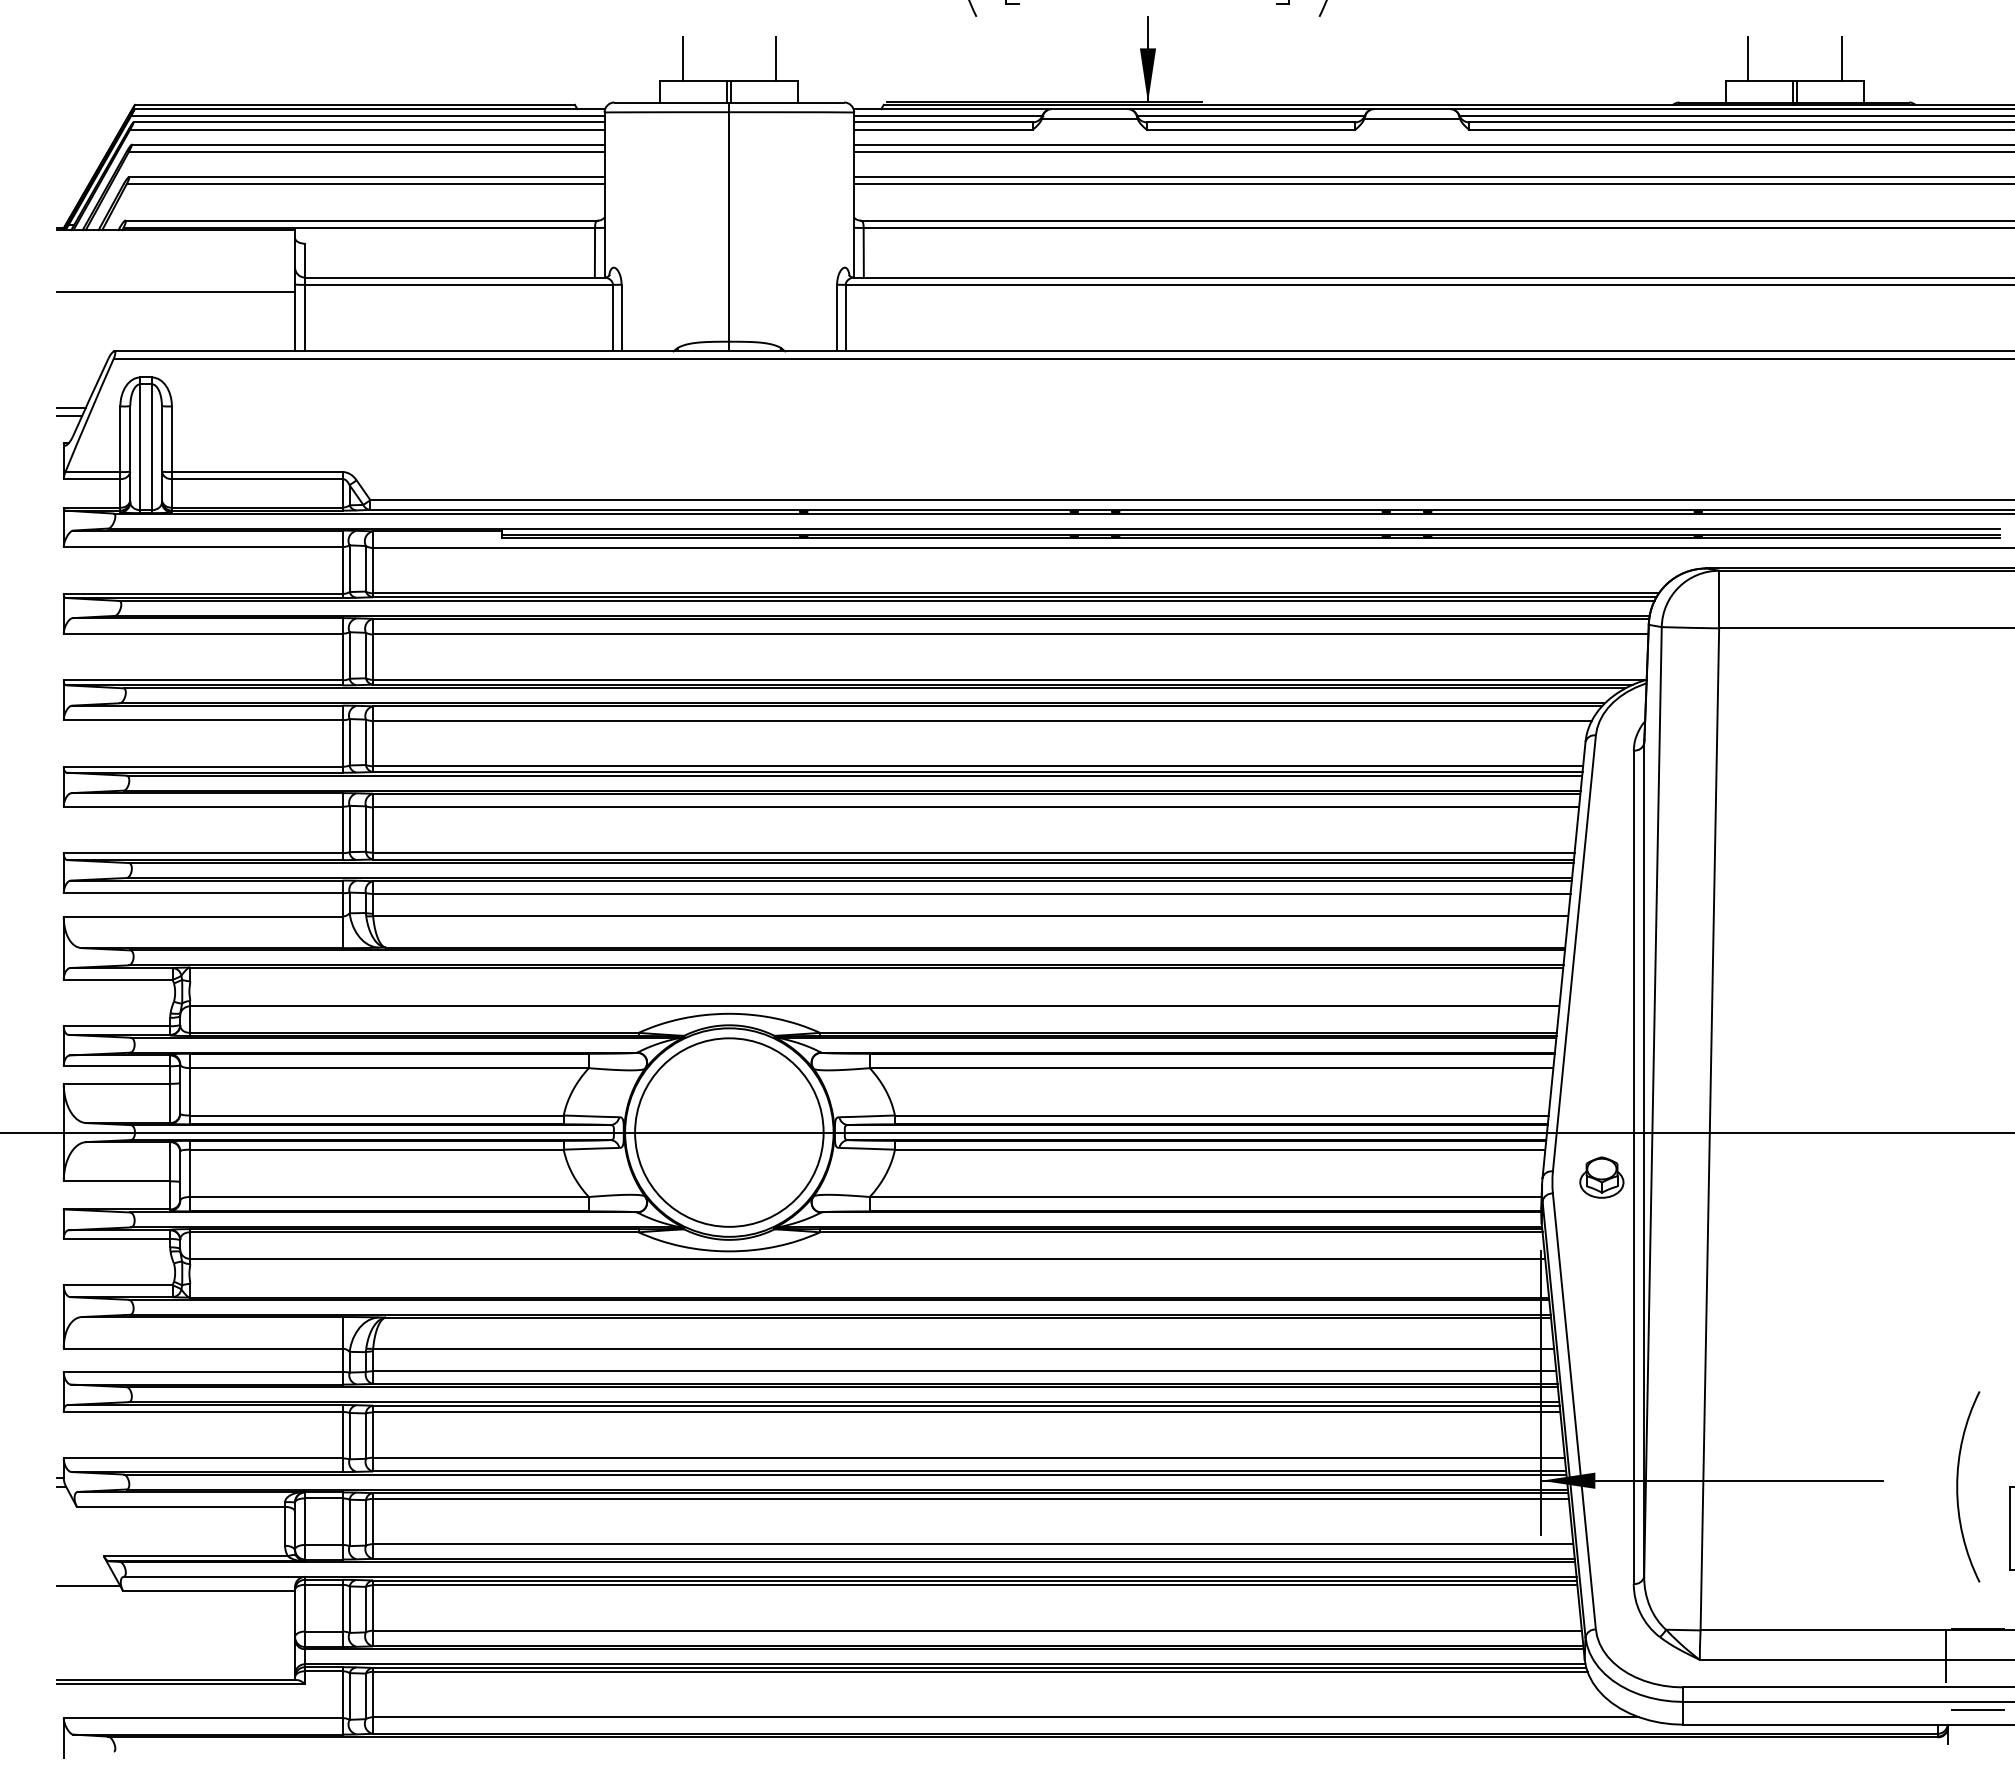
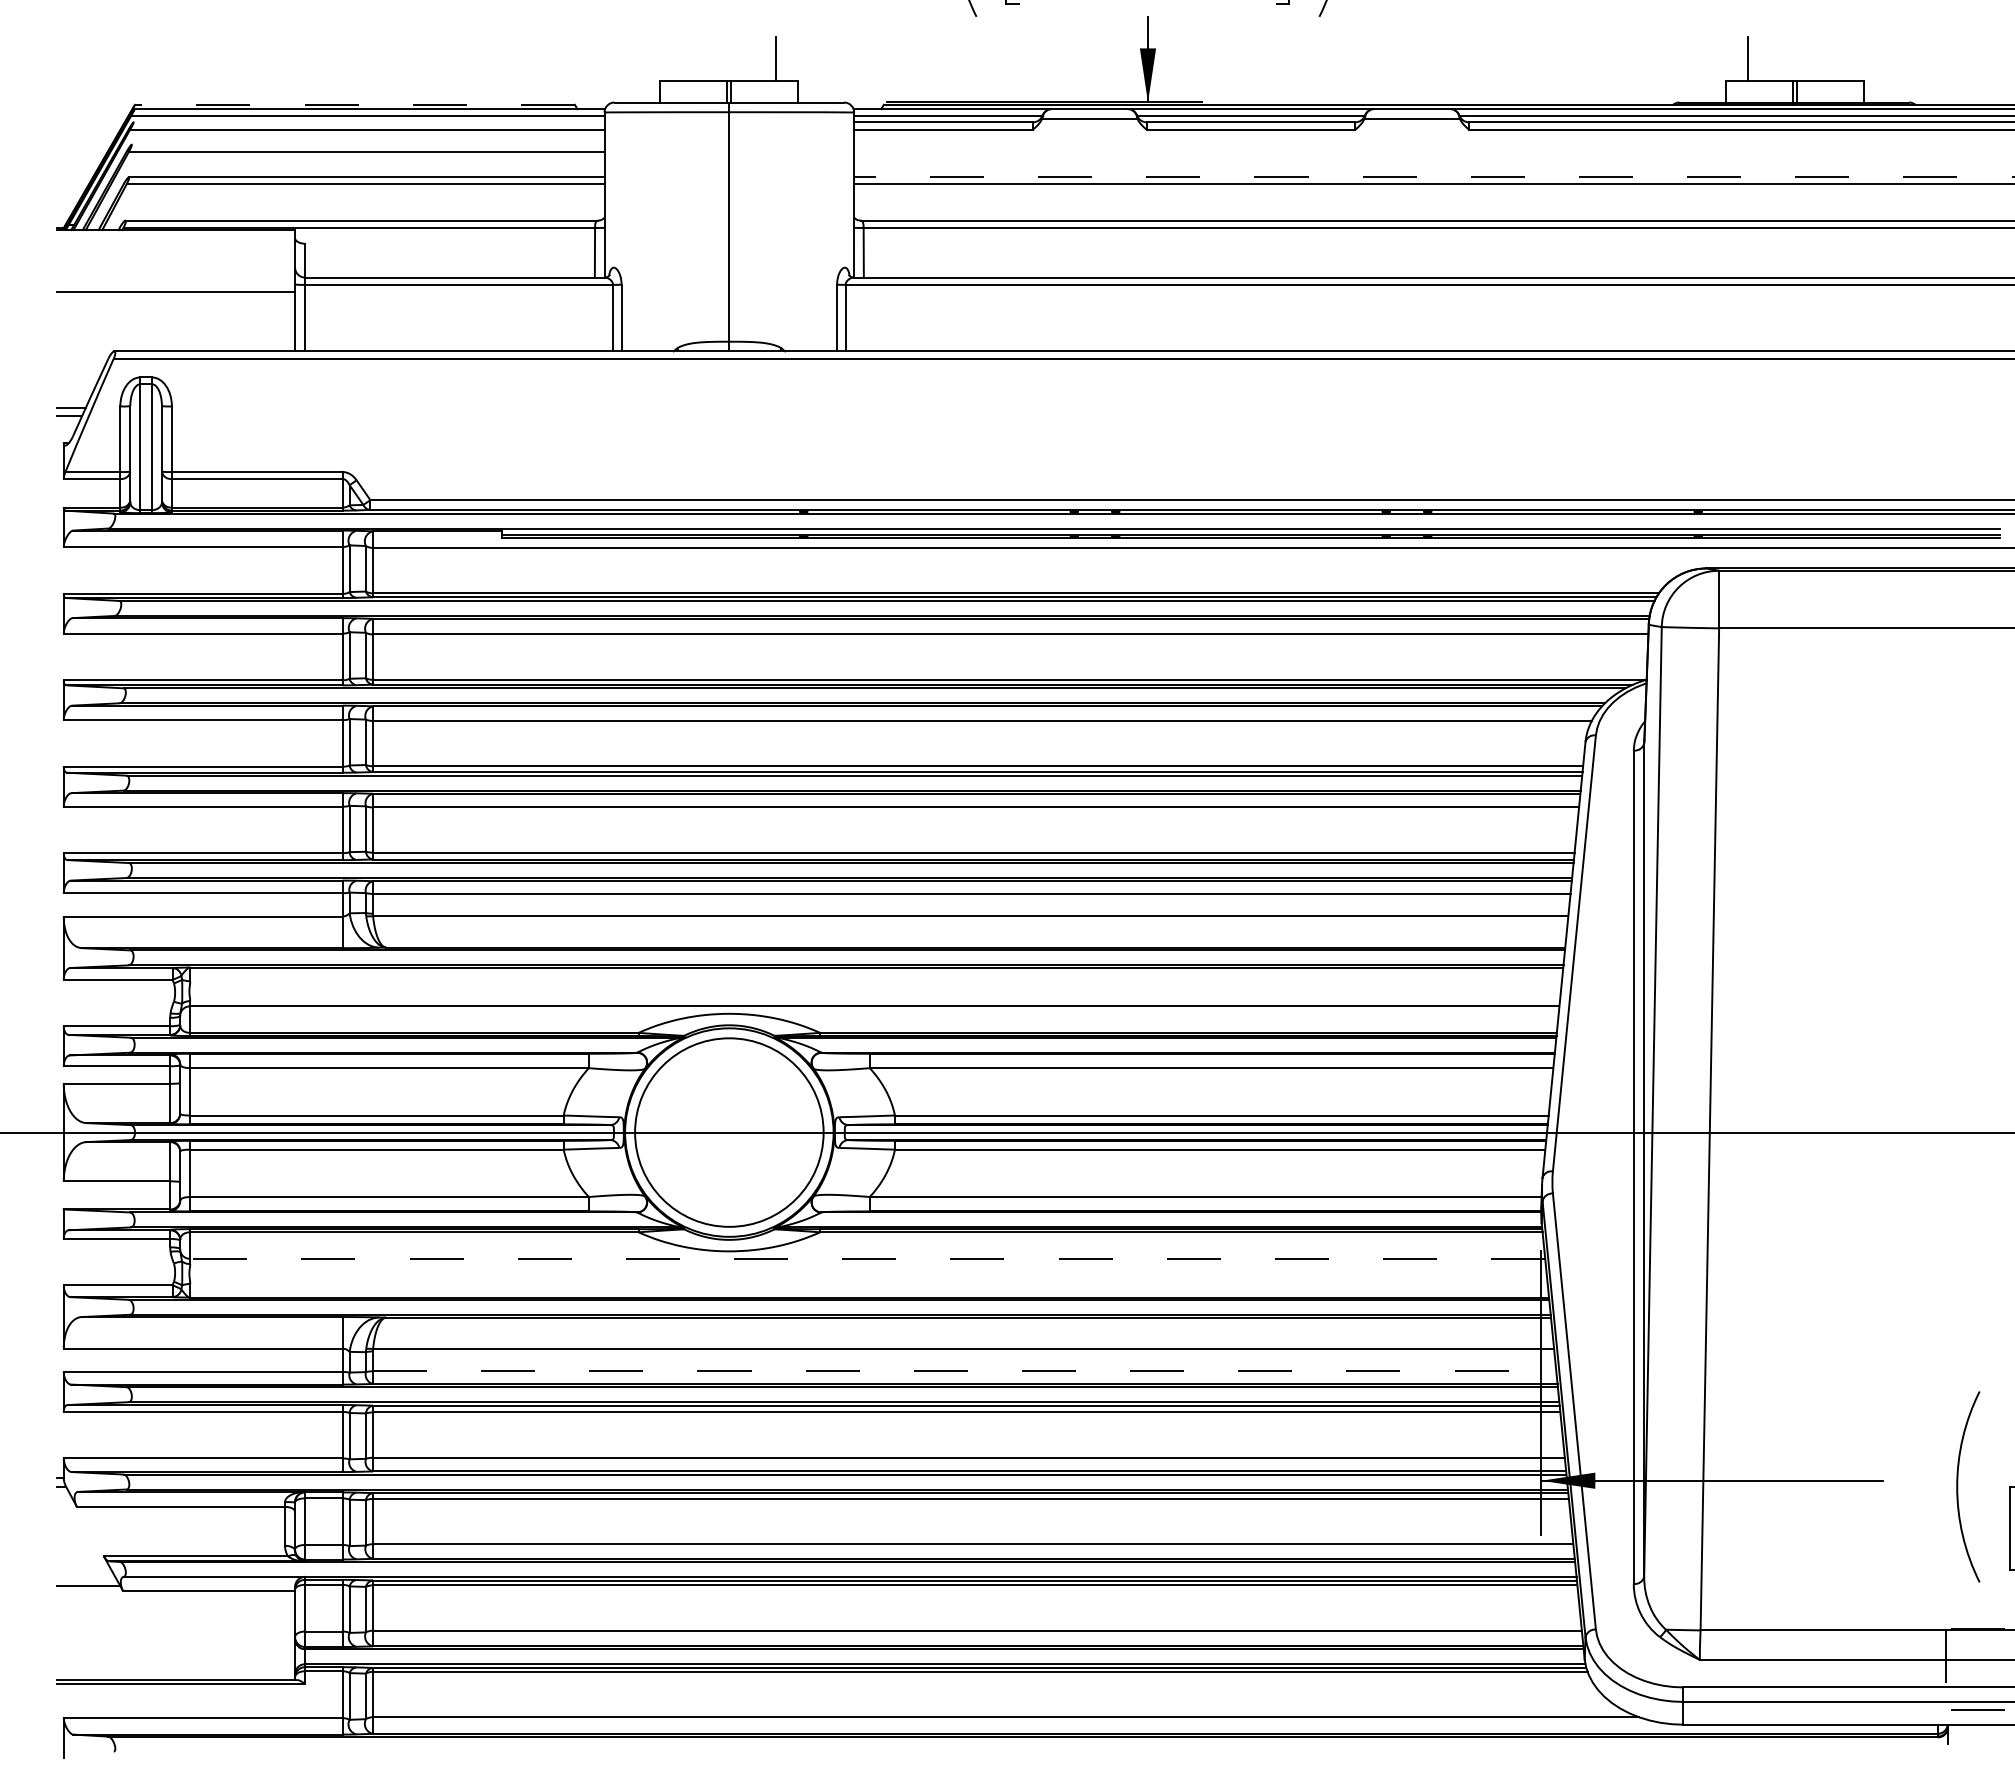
line: present -> none (682, 58)
line: present -> none (1841, 58)
line: solid -> dashed (354, 104)
line: present -> none (368, 122)
line: present -> none (367, 144)
line: present -> none (1432, 144)
line: present -> none (1432, 152)
line: solid -> dashed (1434, 177)
part: present -> none (1601, 1177)
line: solid -> dashed (867, 1258)
line: solid -> dashed (964, 1371)
